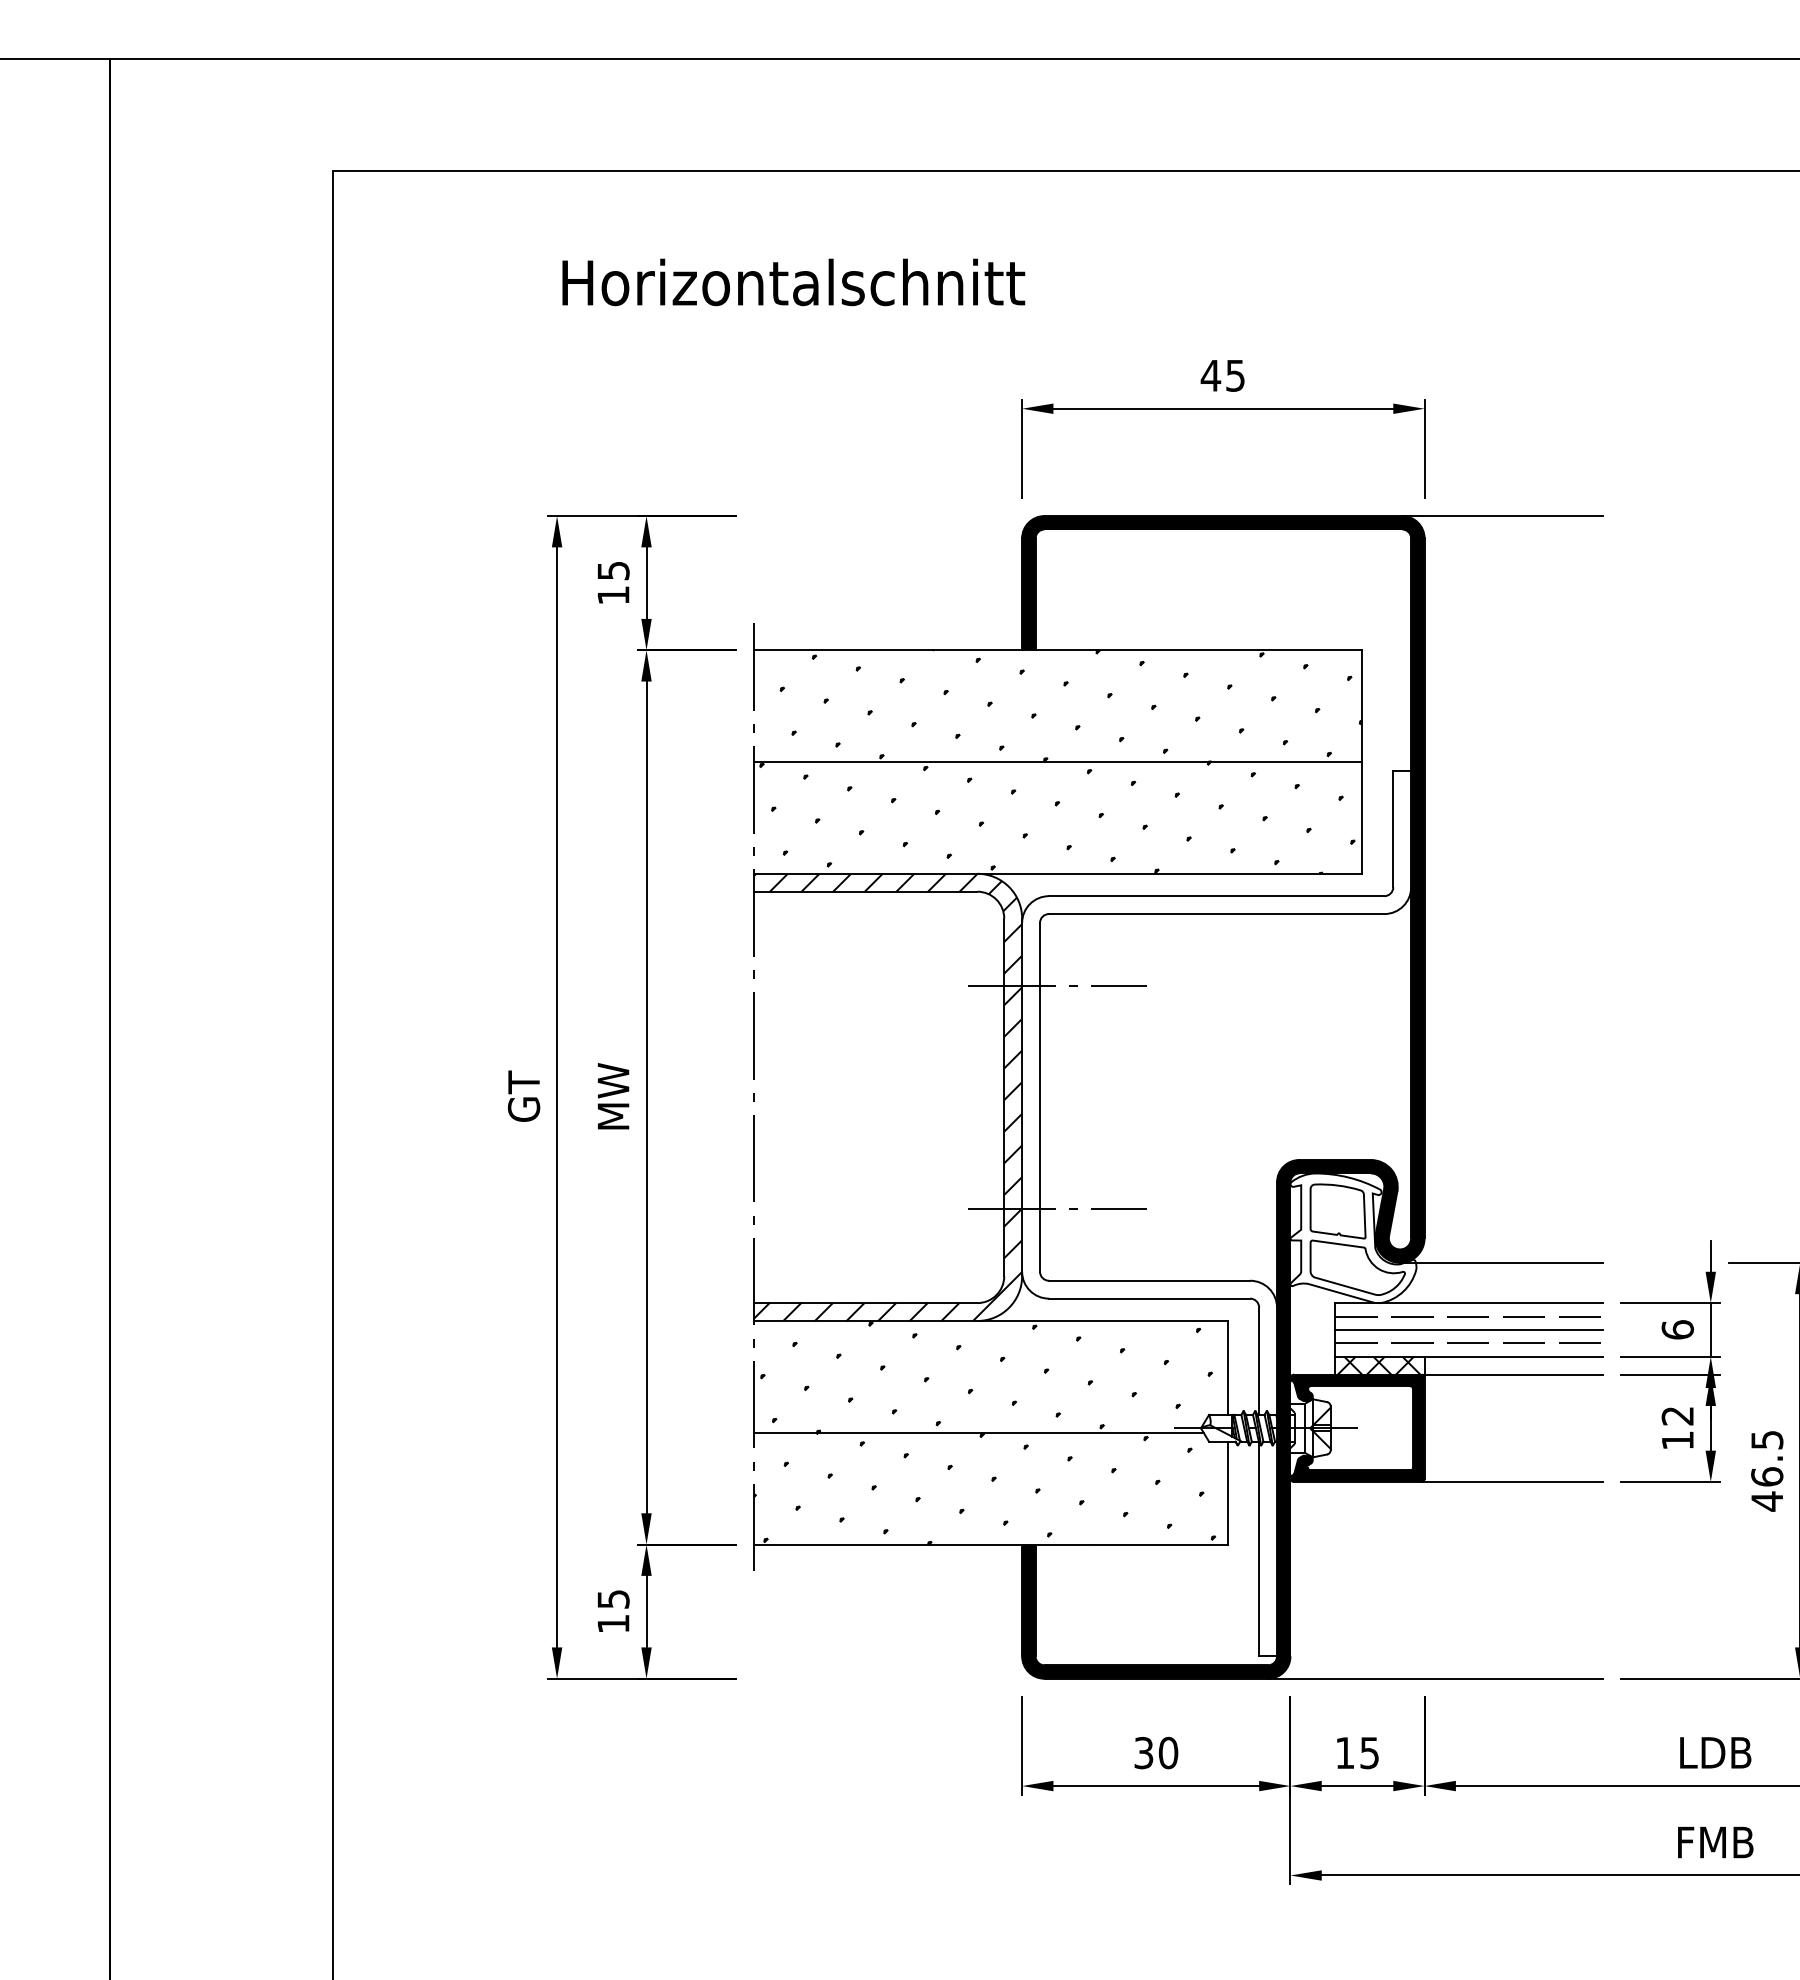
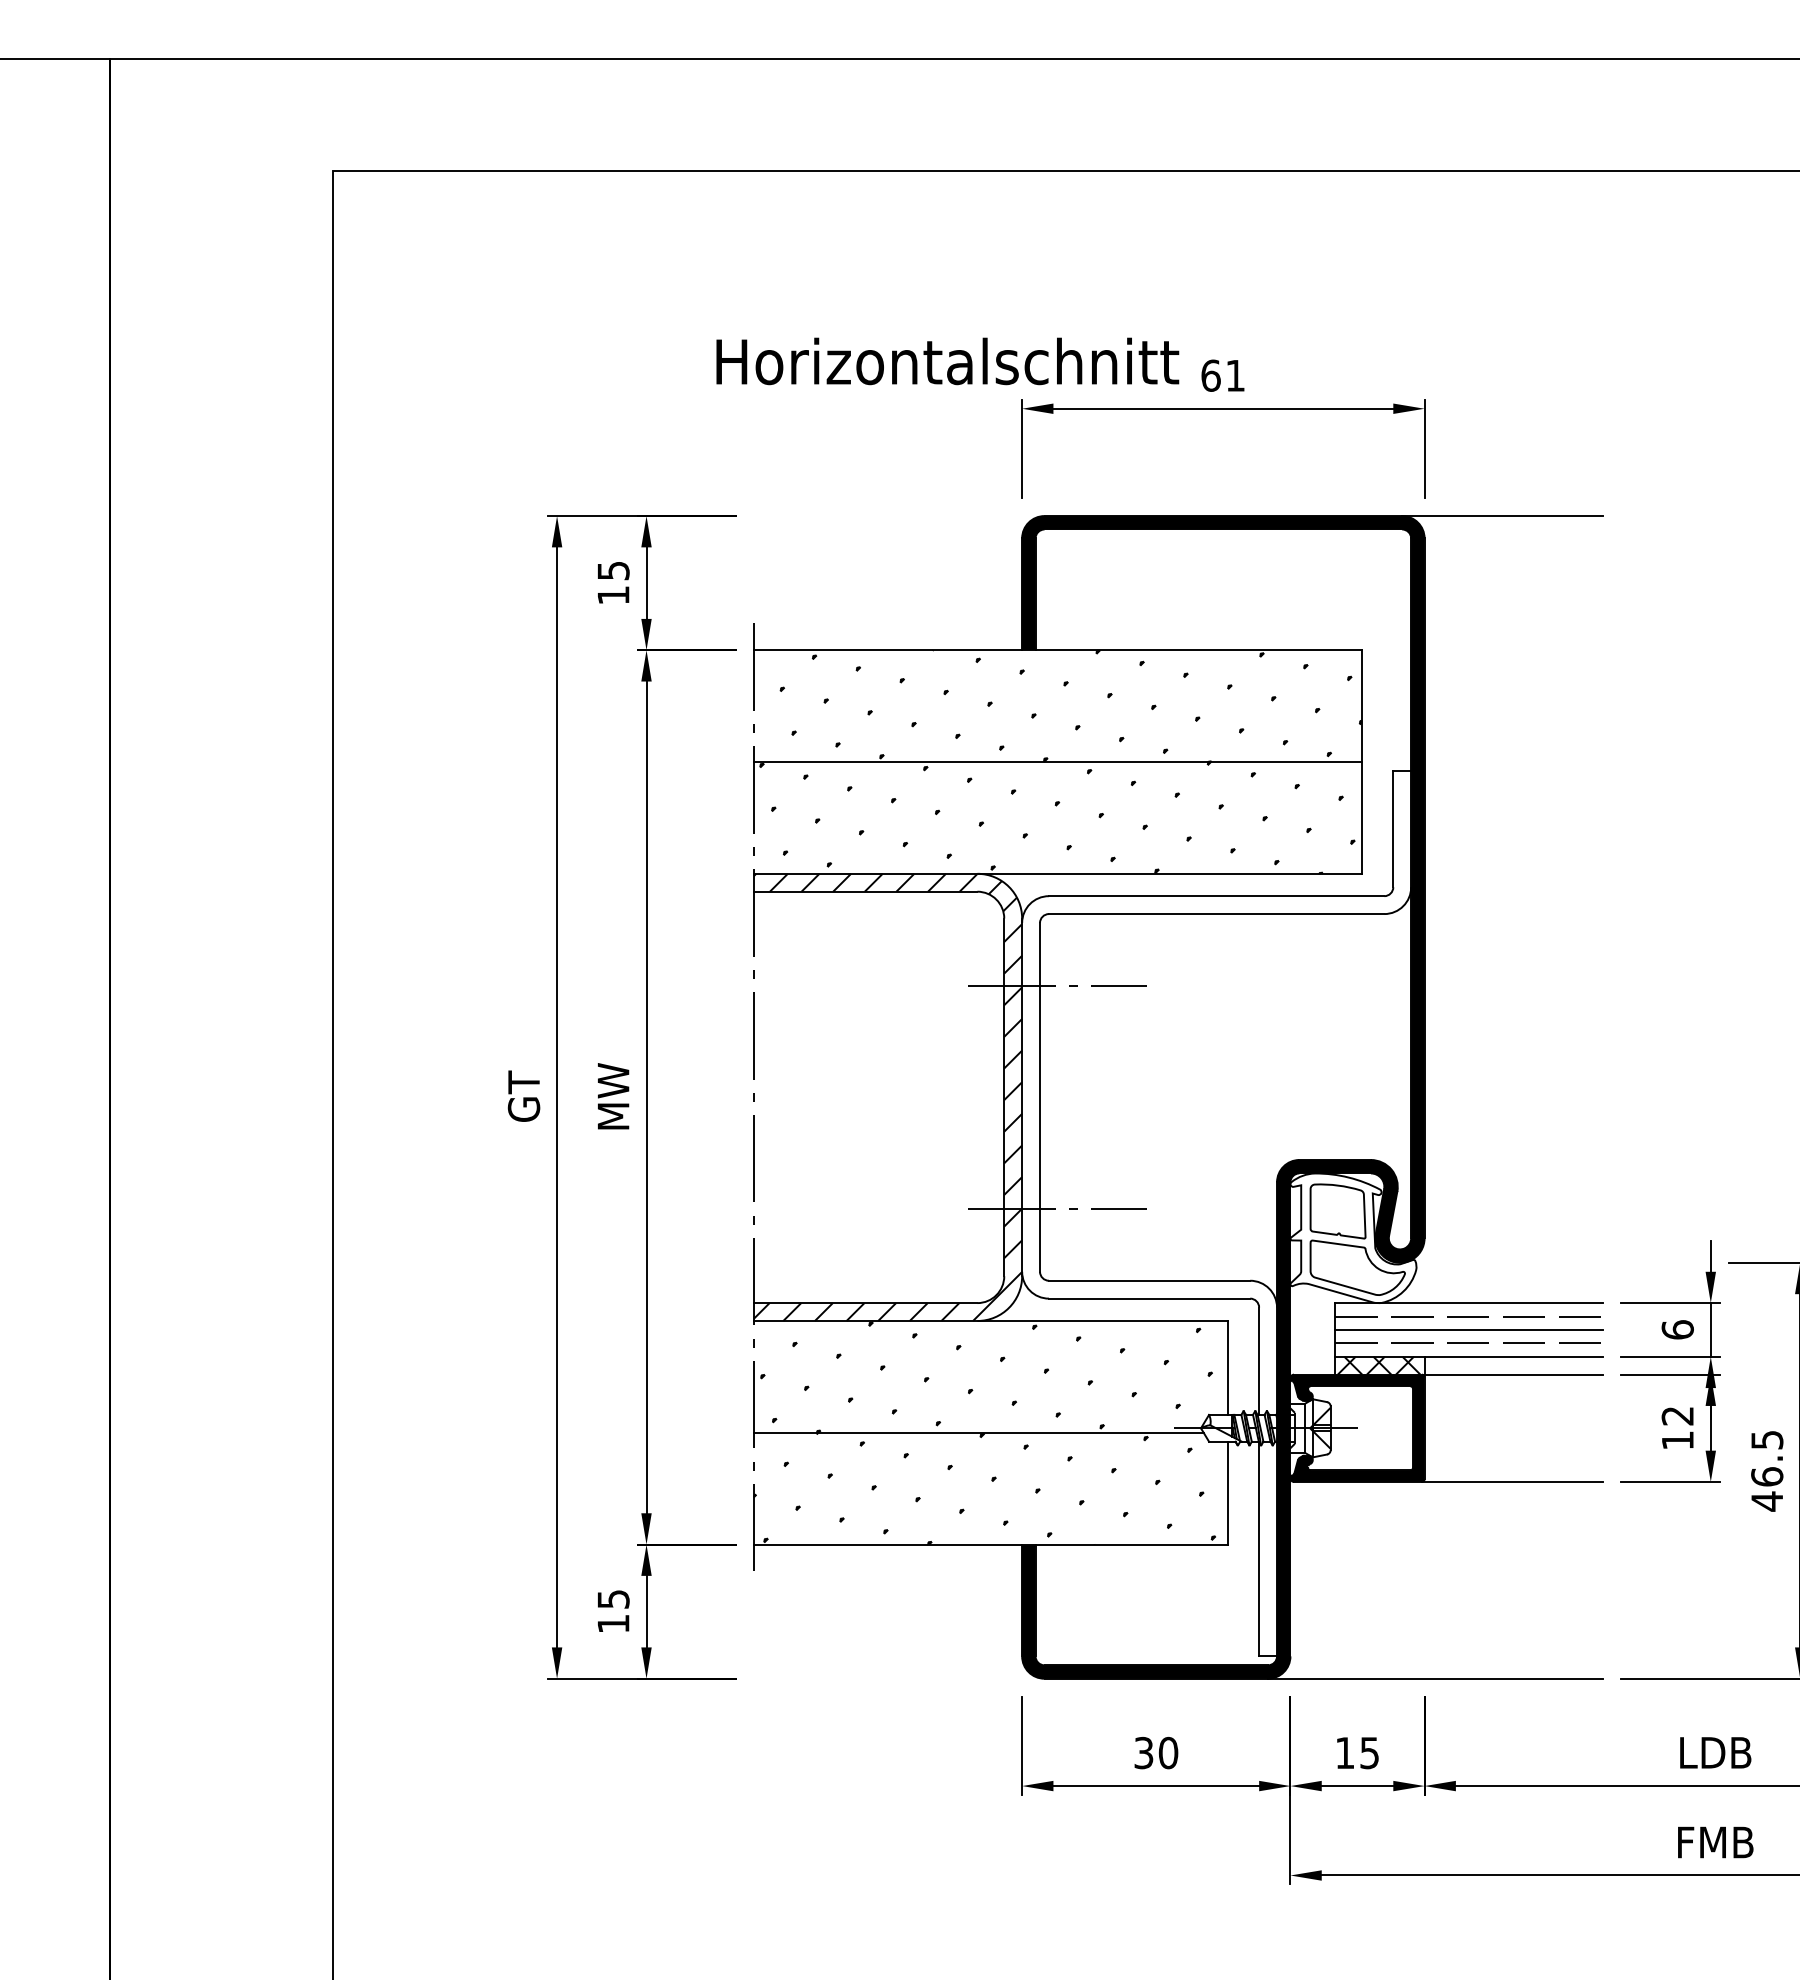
text position: (793, 282) -> (947, 361) (947, 361)
text: 45 -> 61 (1222, 375)
line: present -> none (1501, 1262)
